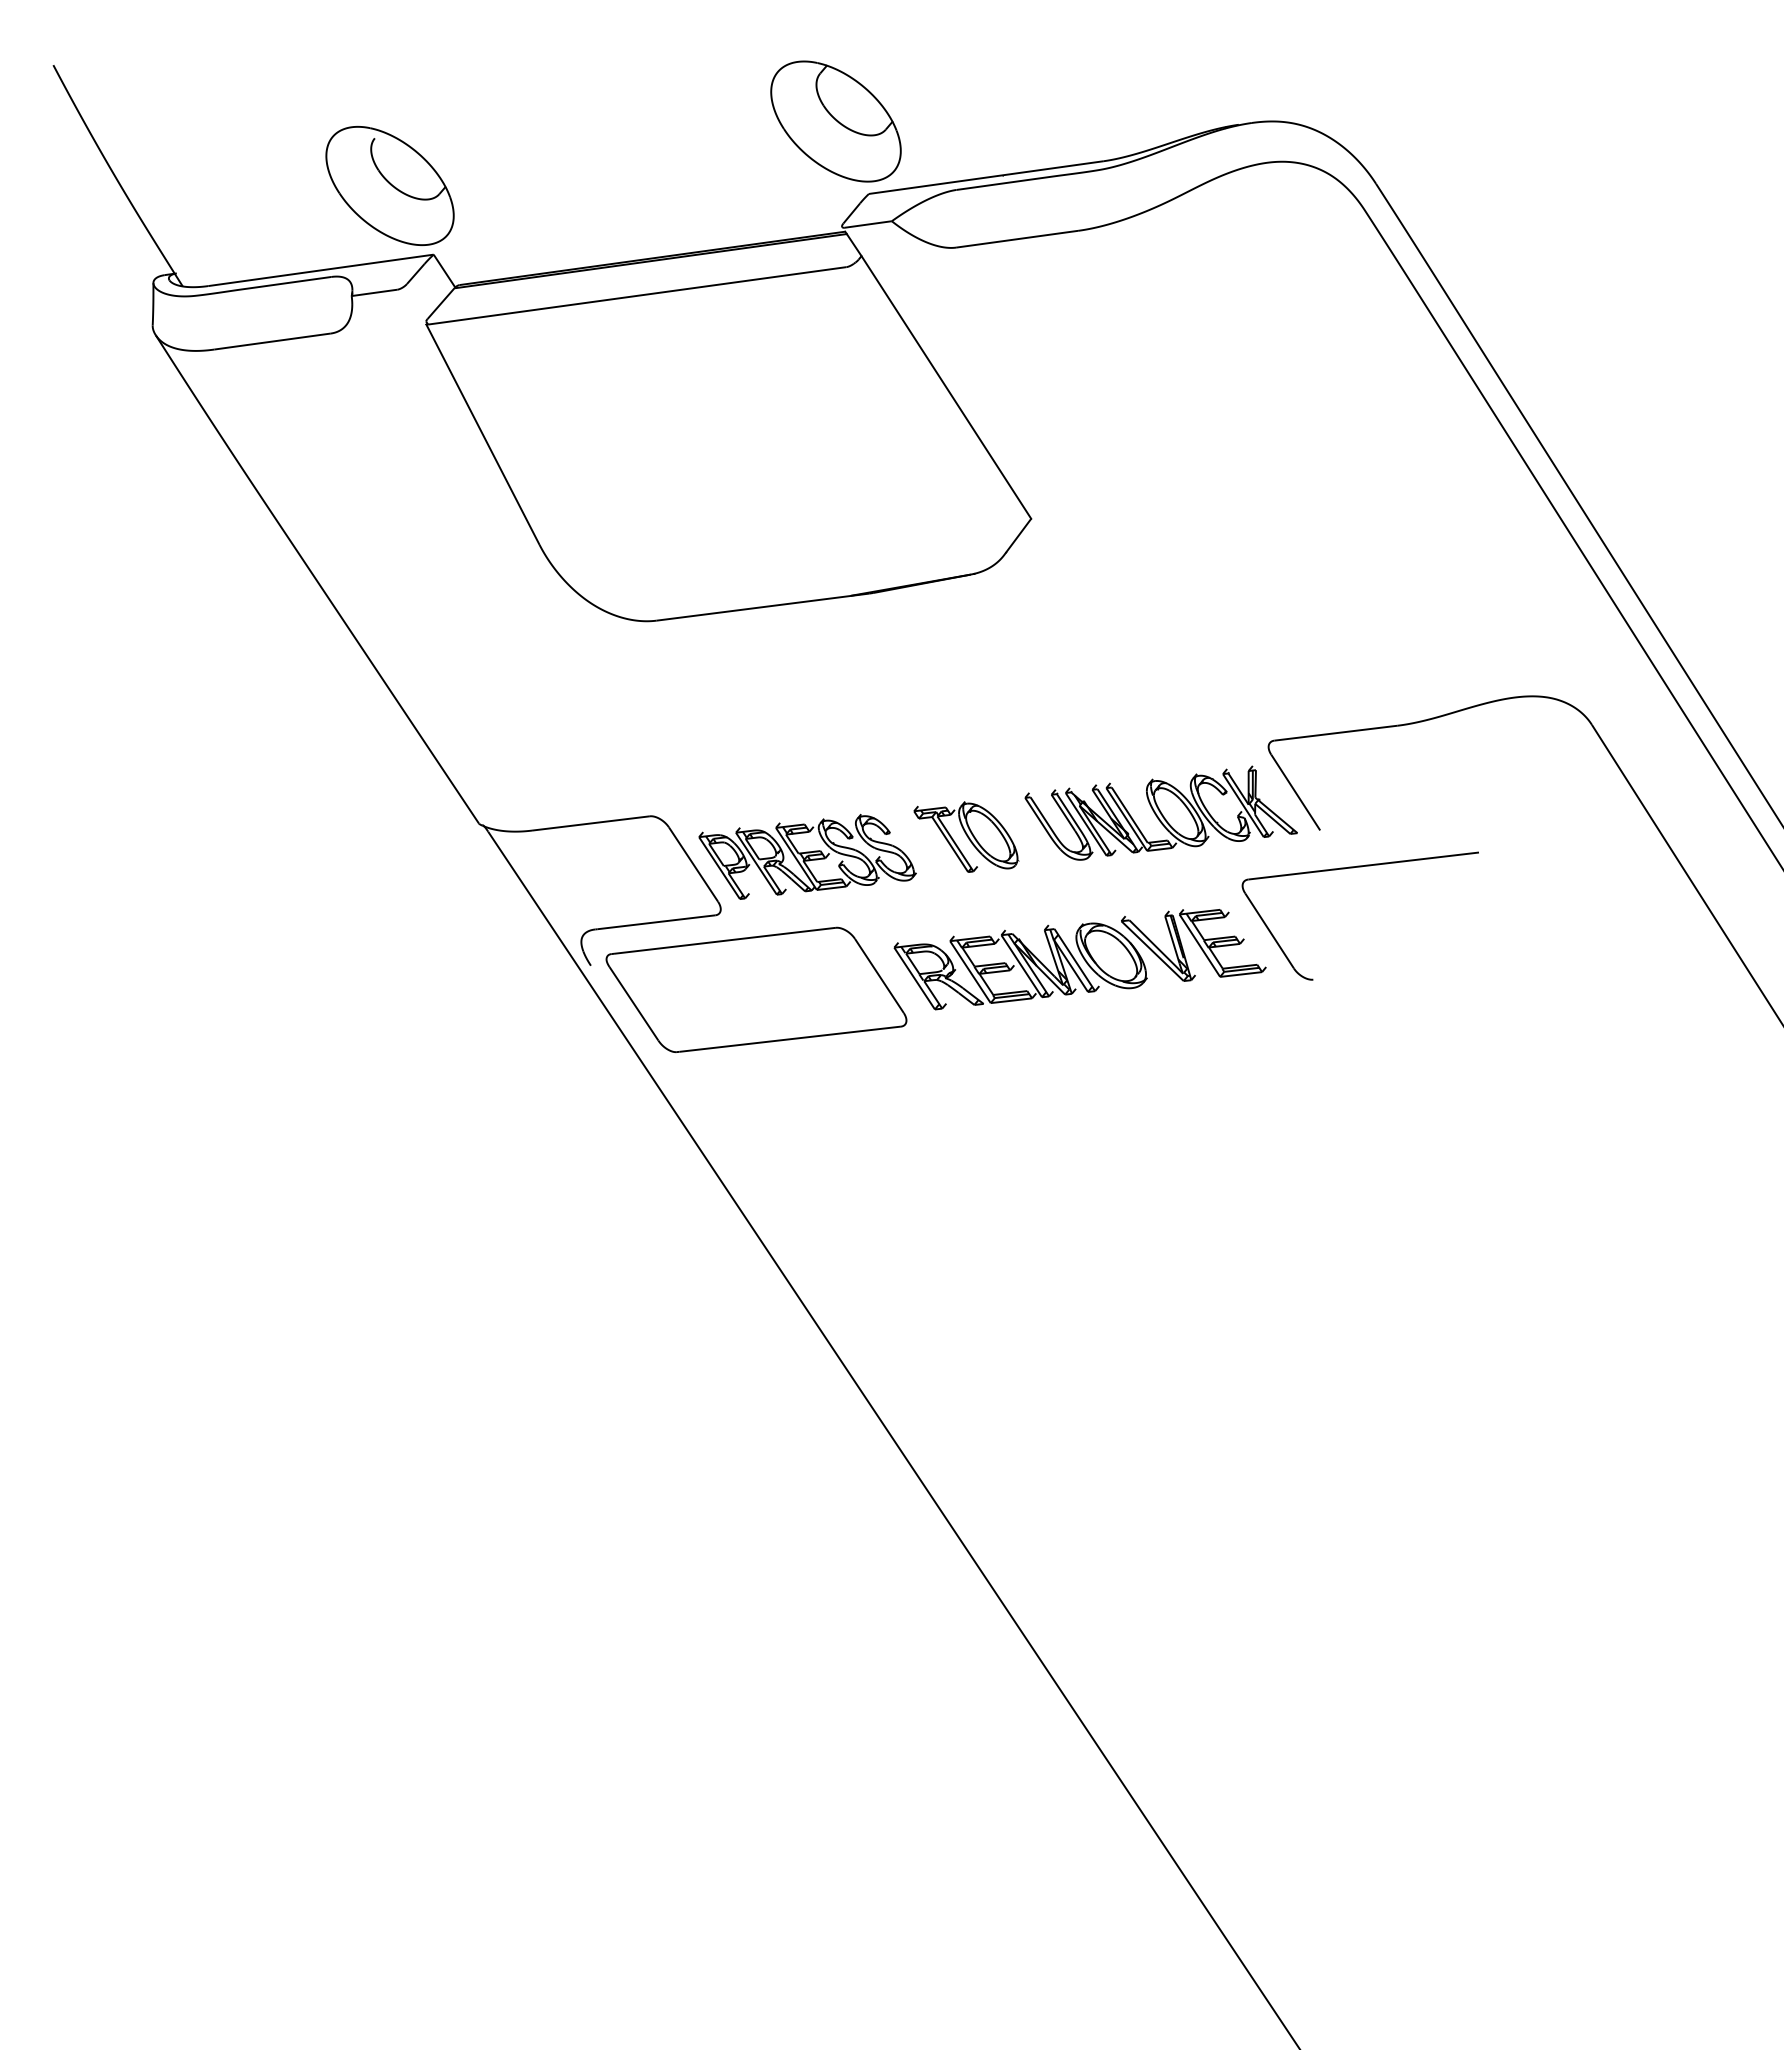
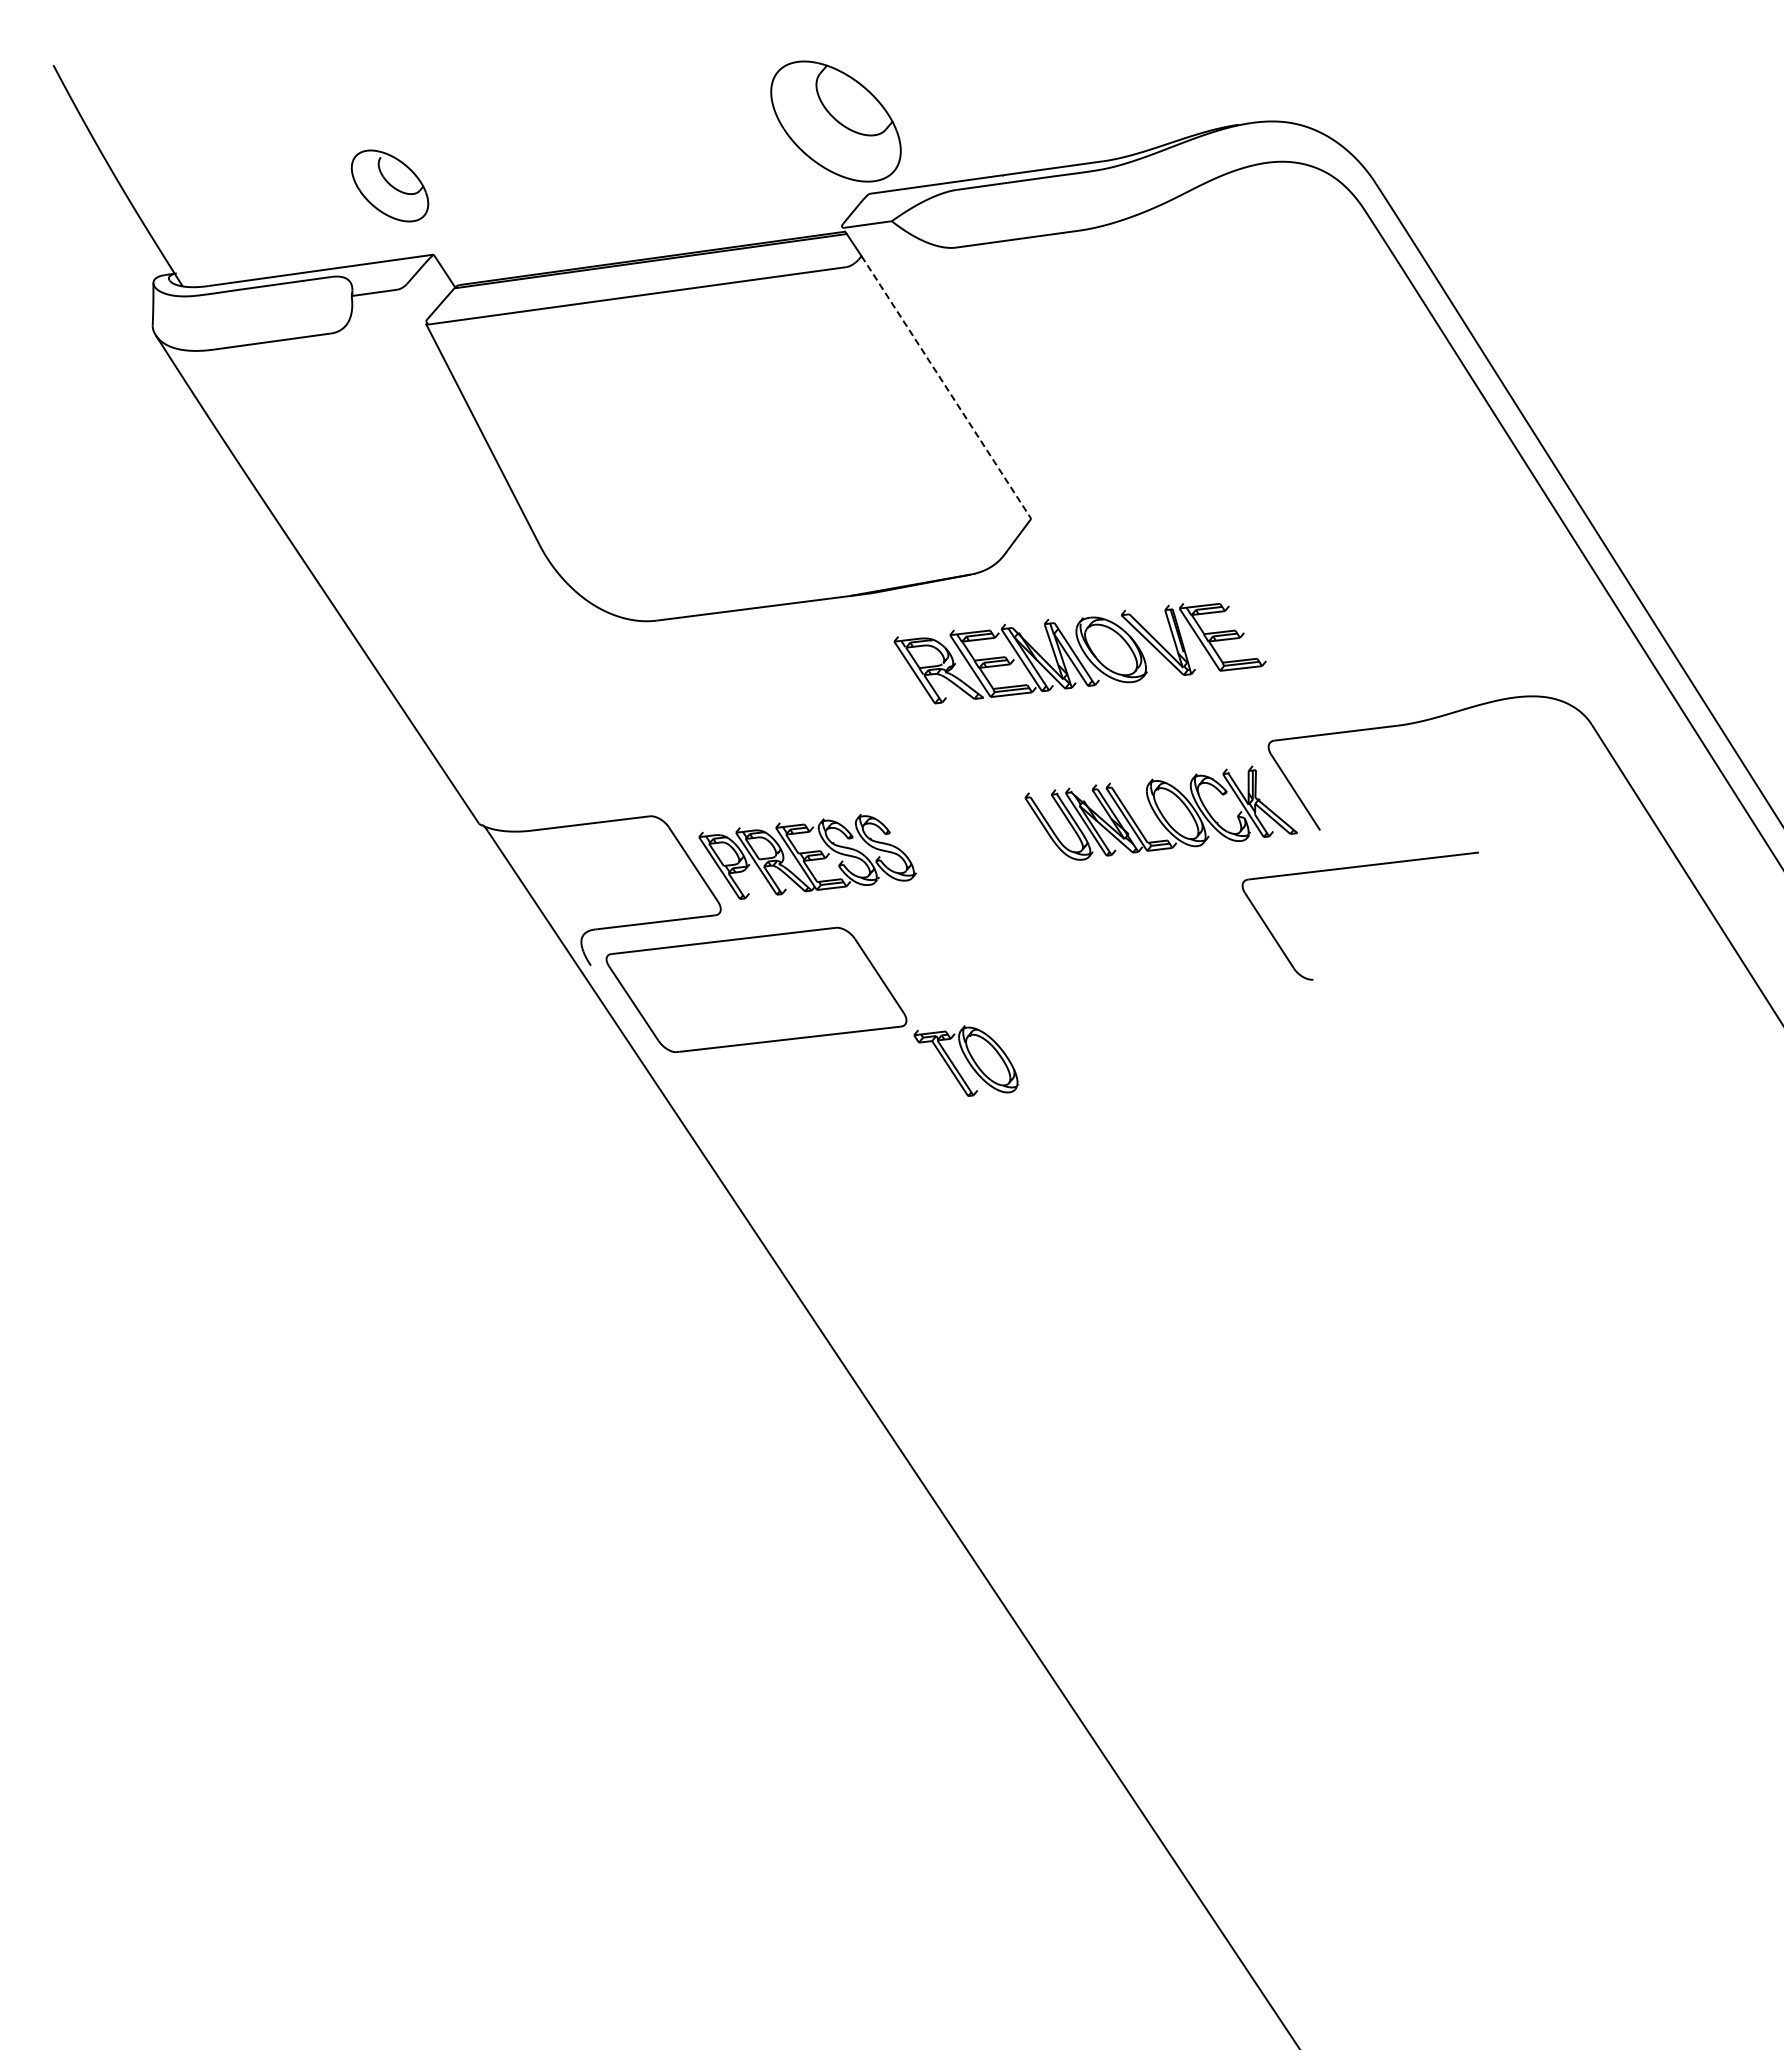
part size: 130x120 px -> 80x74 px (389, 185)
line: solid -> dashed (946, 387)
part position: (966, 836) -> (966, 1060) (966, 1060)
part position: (1079, 959) -> (1079, 653) (1079, 653)
